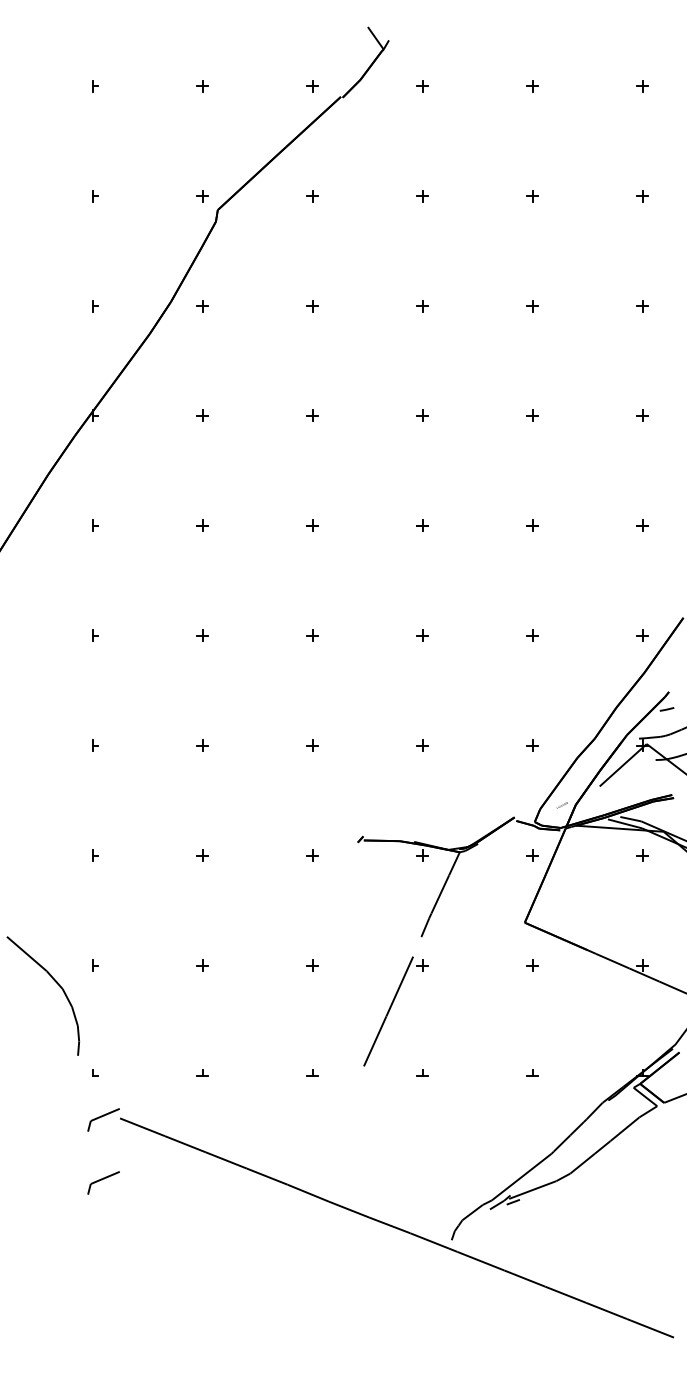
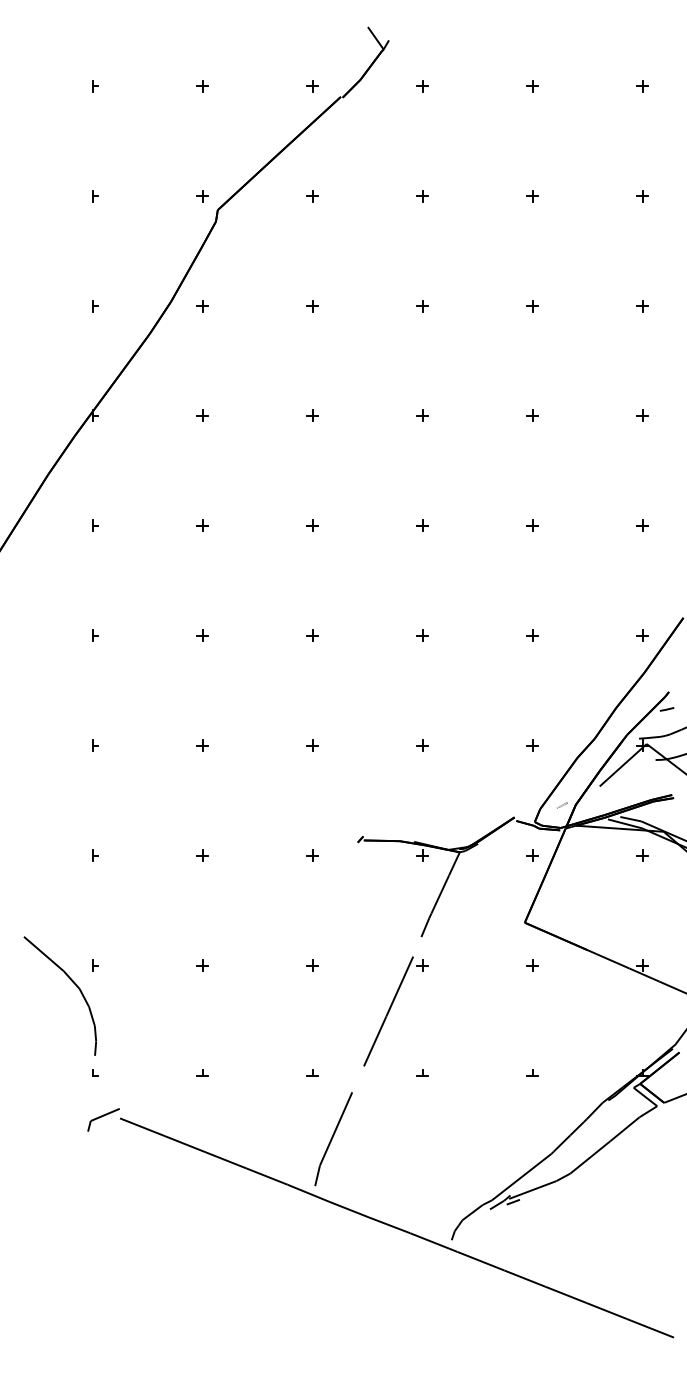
part position: (55, 982) -> (72, 982) (72, 982)
part: none -> present (333, 1139)
part: present -> none (103, 1182)
